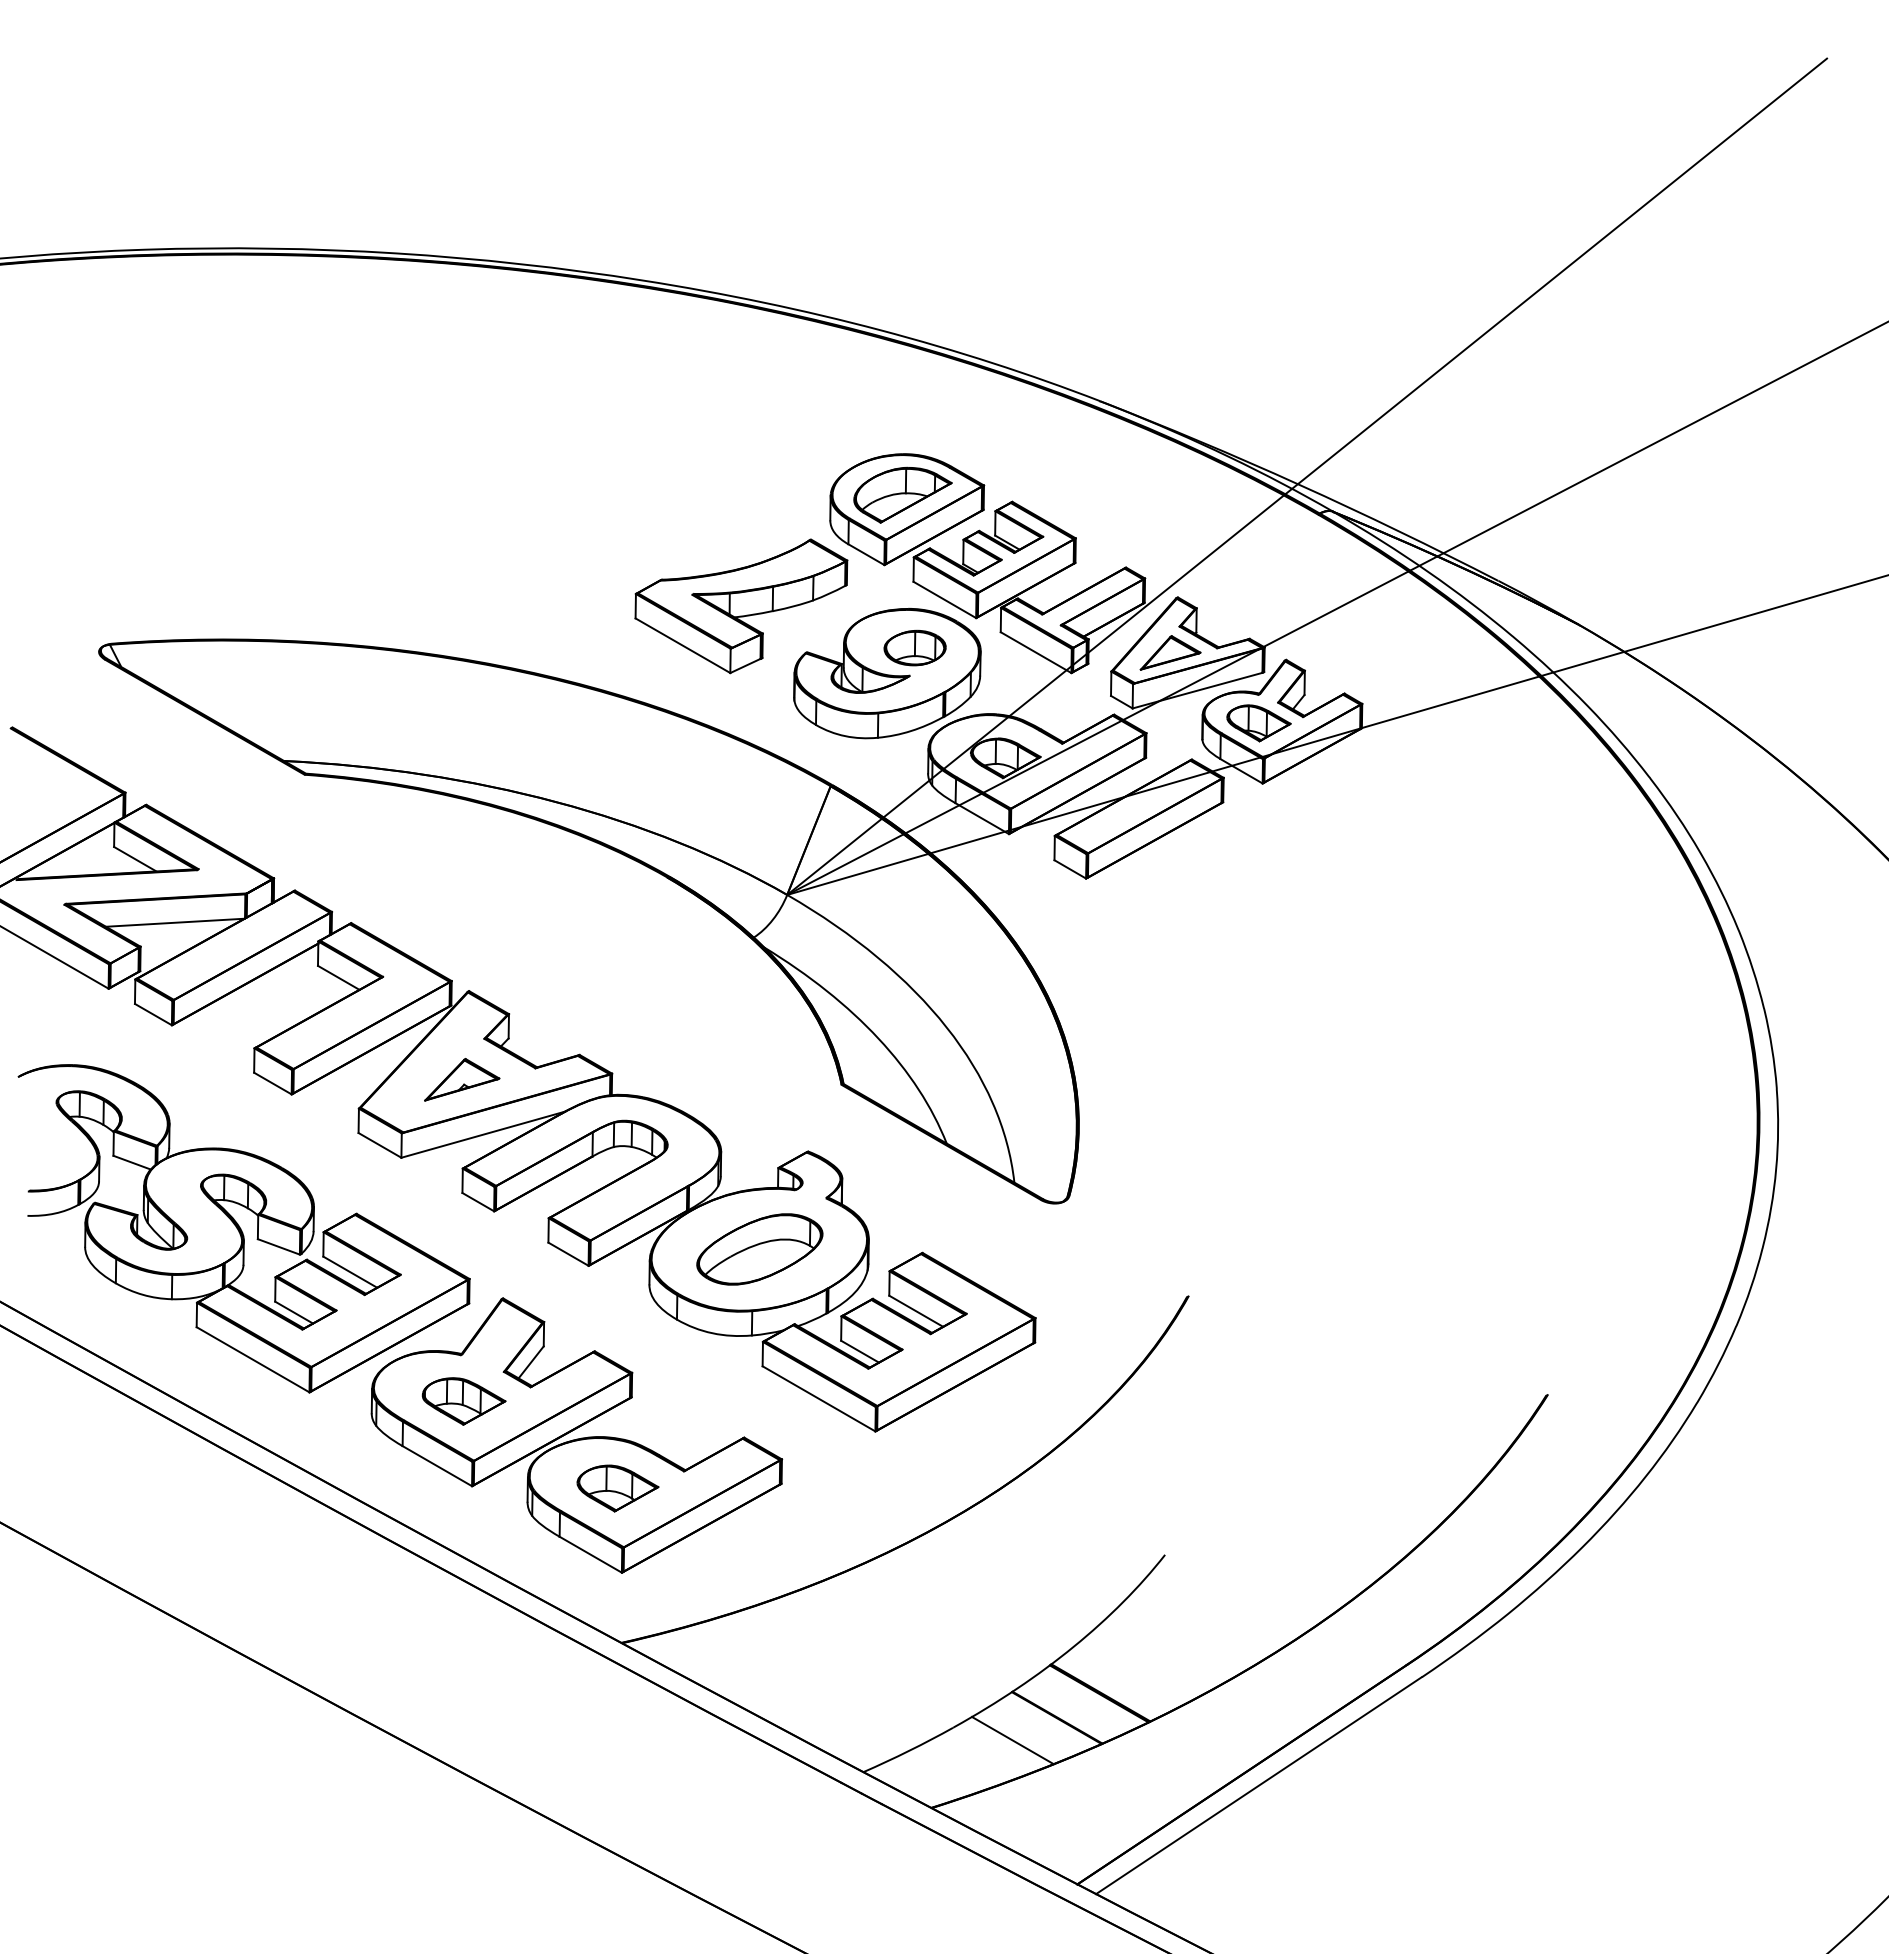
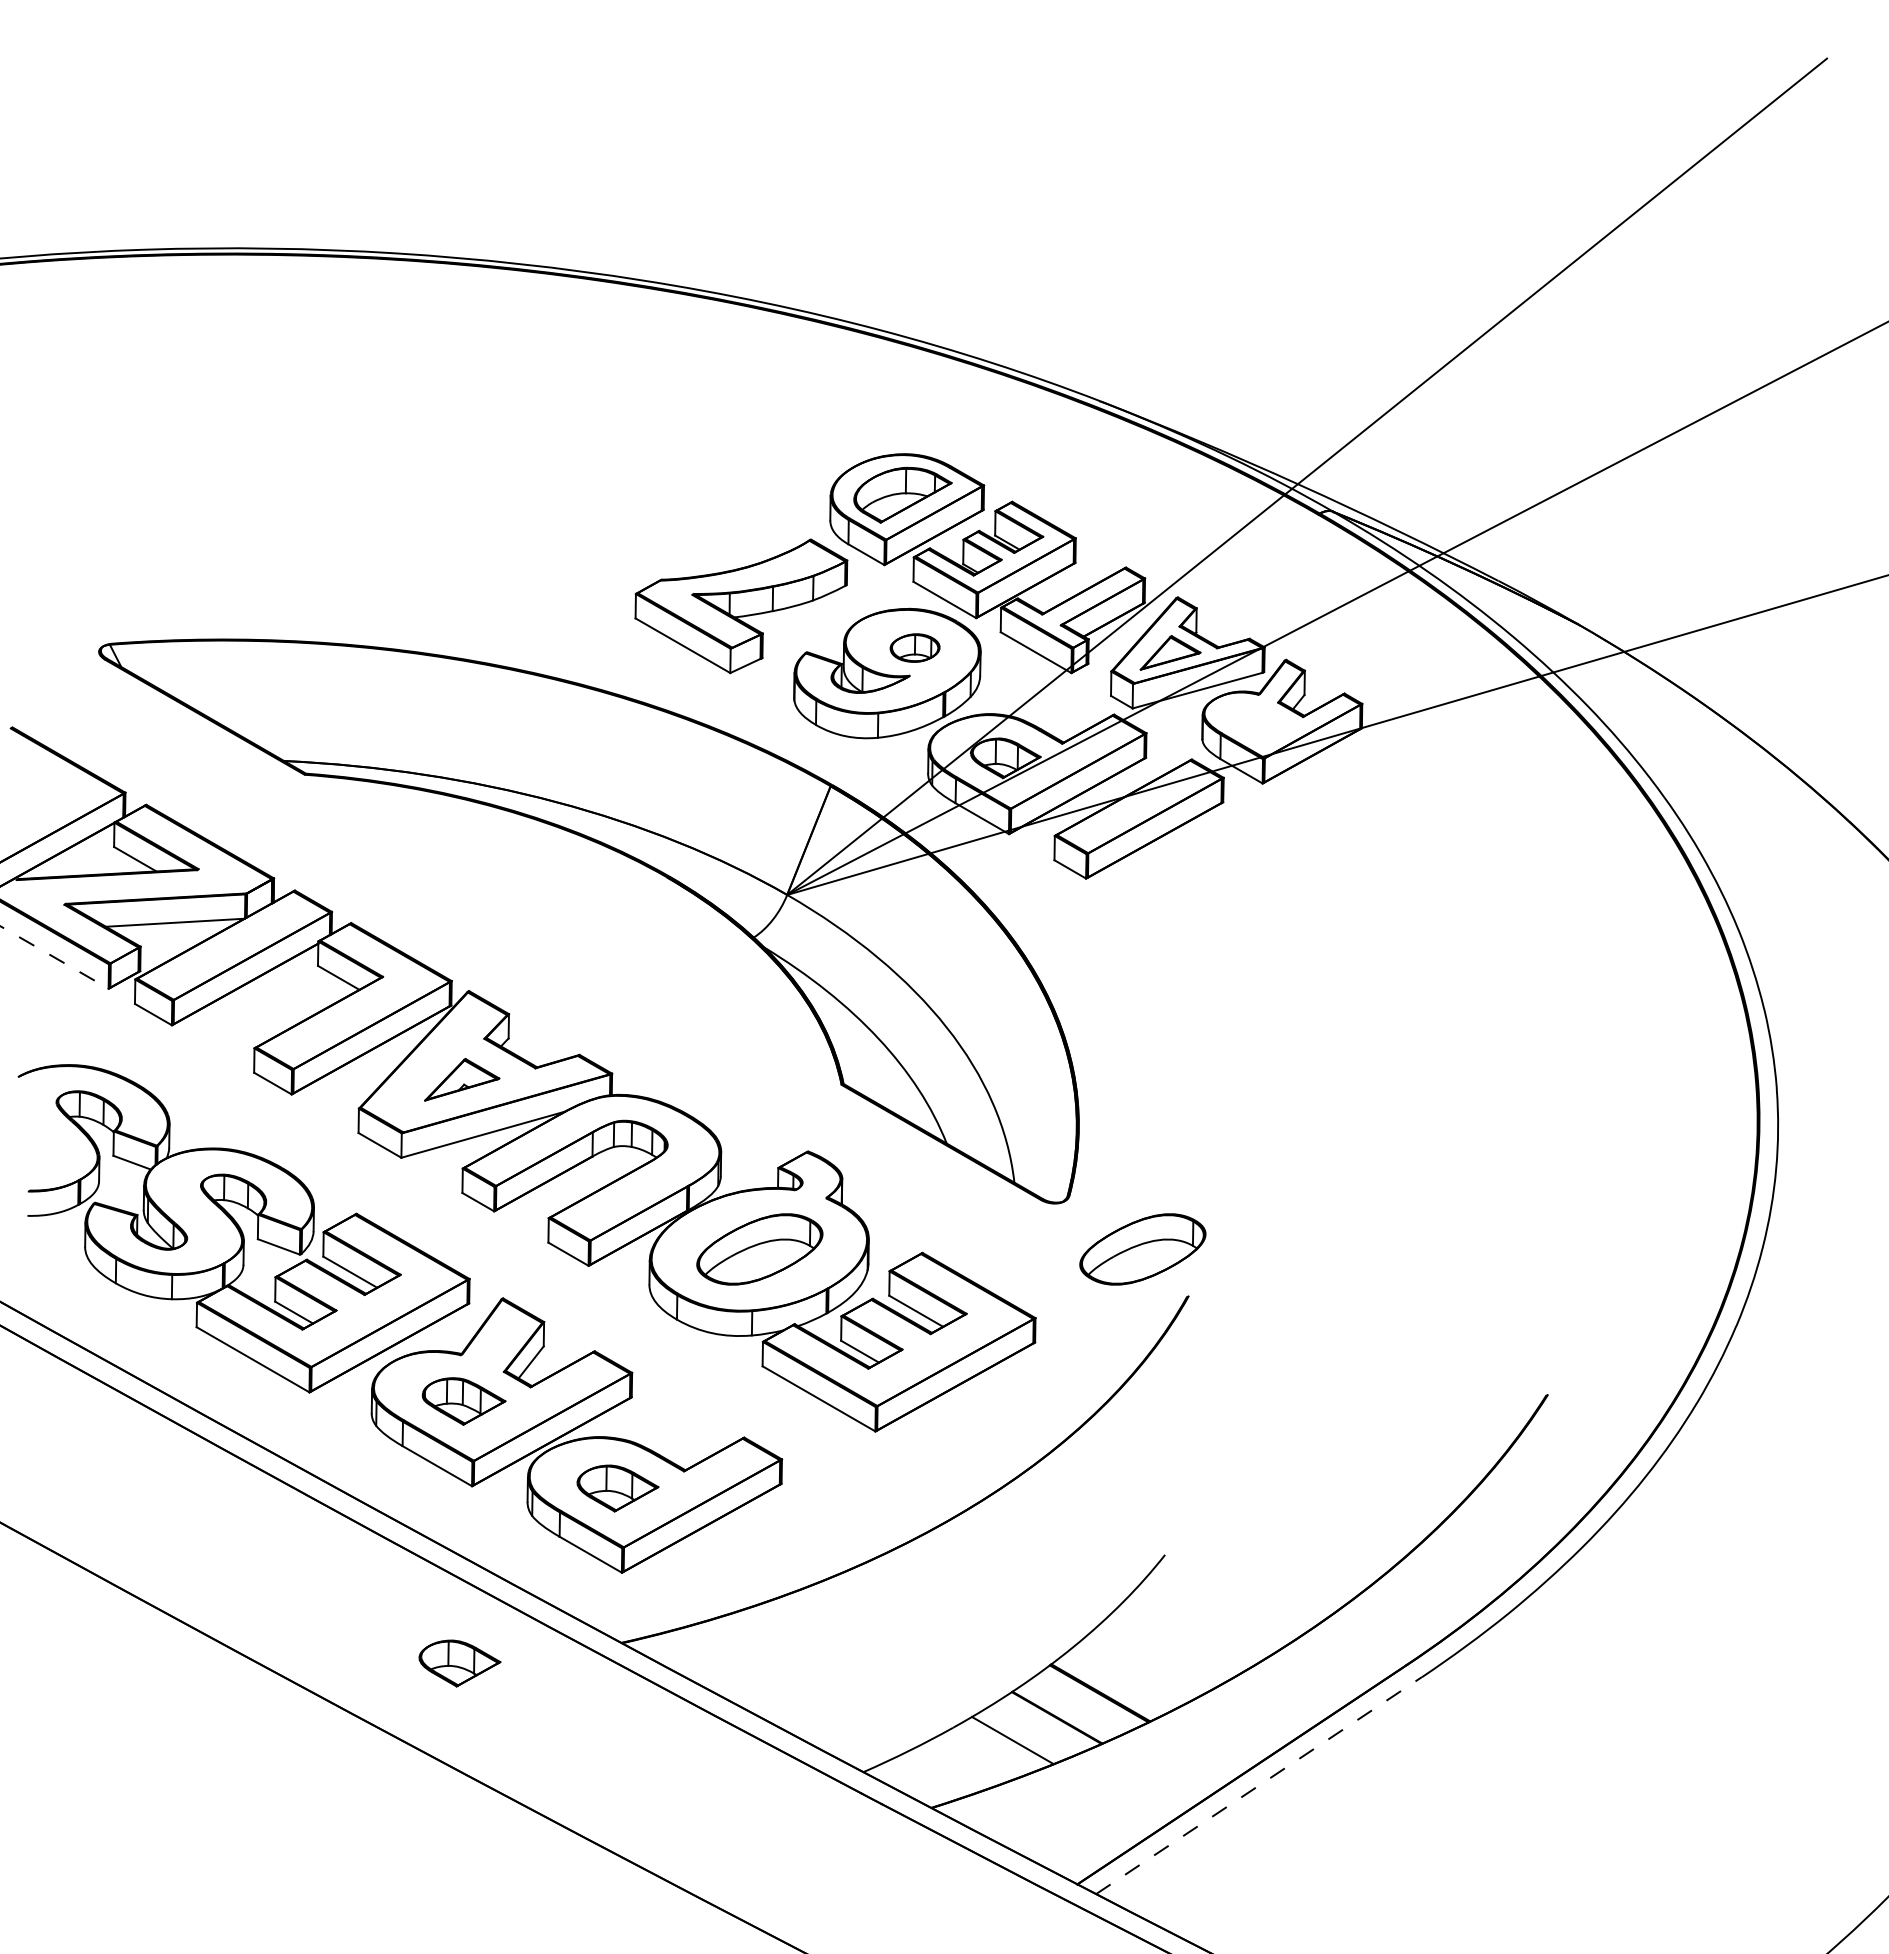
part size: 64x38 px -> 52x30 px (914, 647)
part: present -> none (1258, 723)
line: solid -> dashed (54, 957)
part: none -> present (1142, 1249)
part: none -> present (459, 1663)
line: solid -> dashed (1258, 1785)
